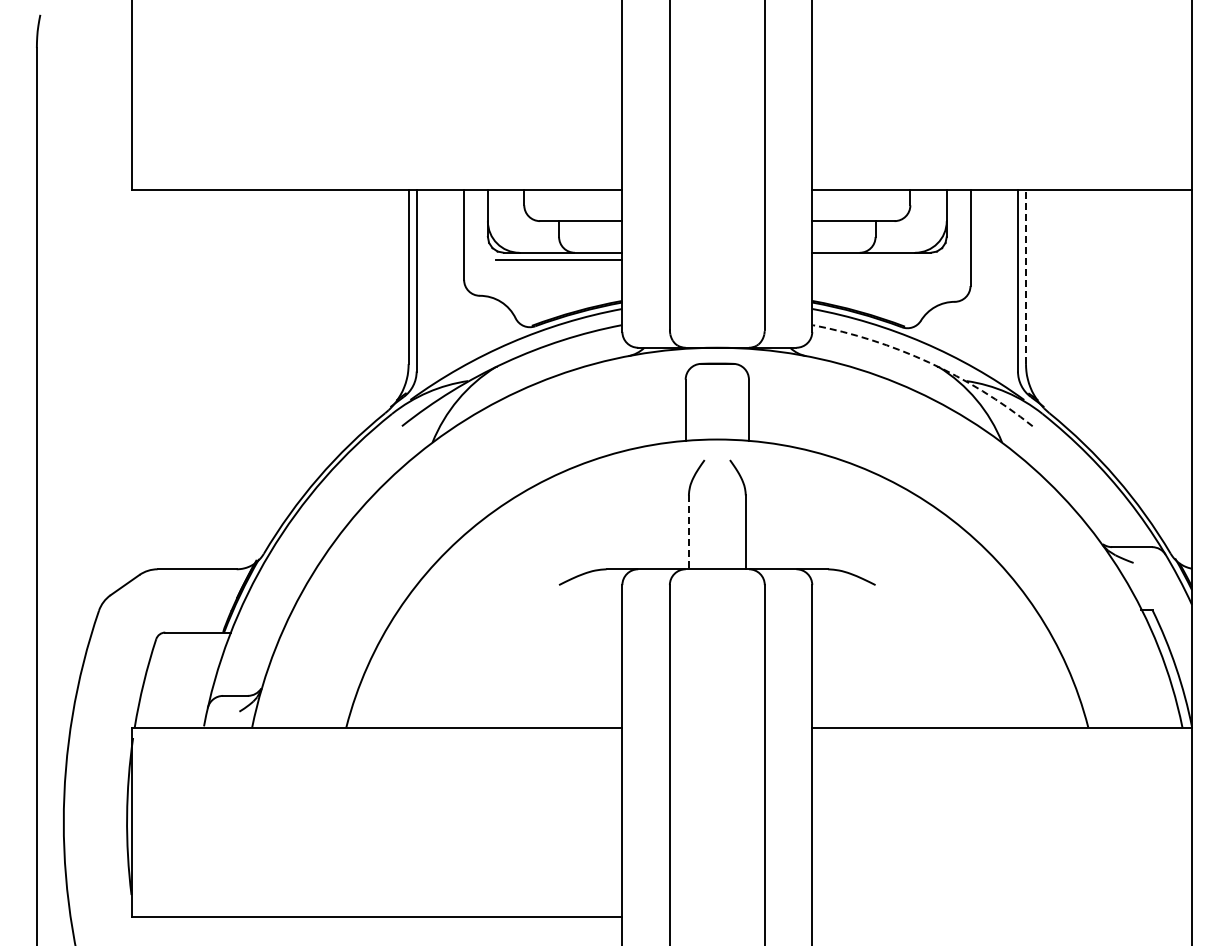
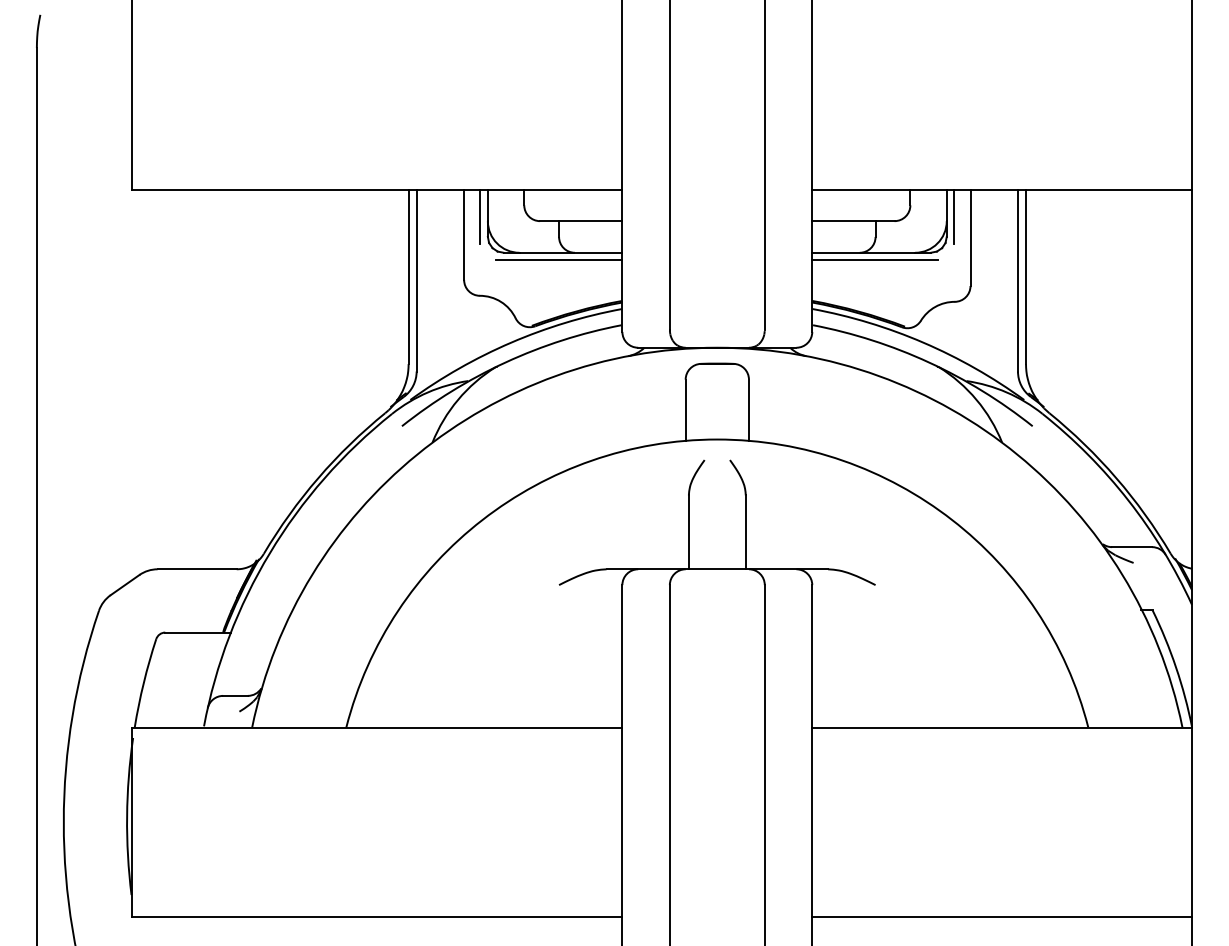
line: none -> present (480, 216)
line: none -> present (954, 216)
line: none -> present (875, 260)
line: dashed -> solid (1026, 276)
arc: dashed -> solid (928, 362)
line: dashed -> solid (688, 532)
line: none -> present (1002, 917)
